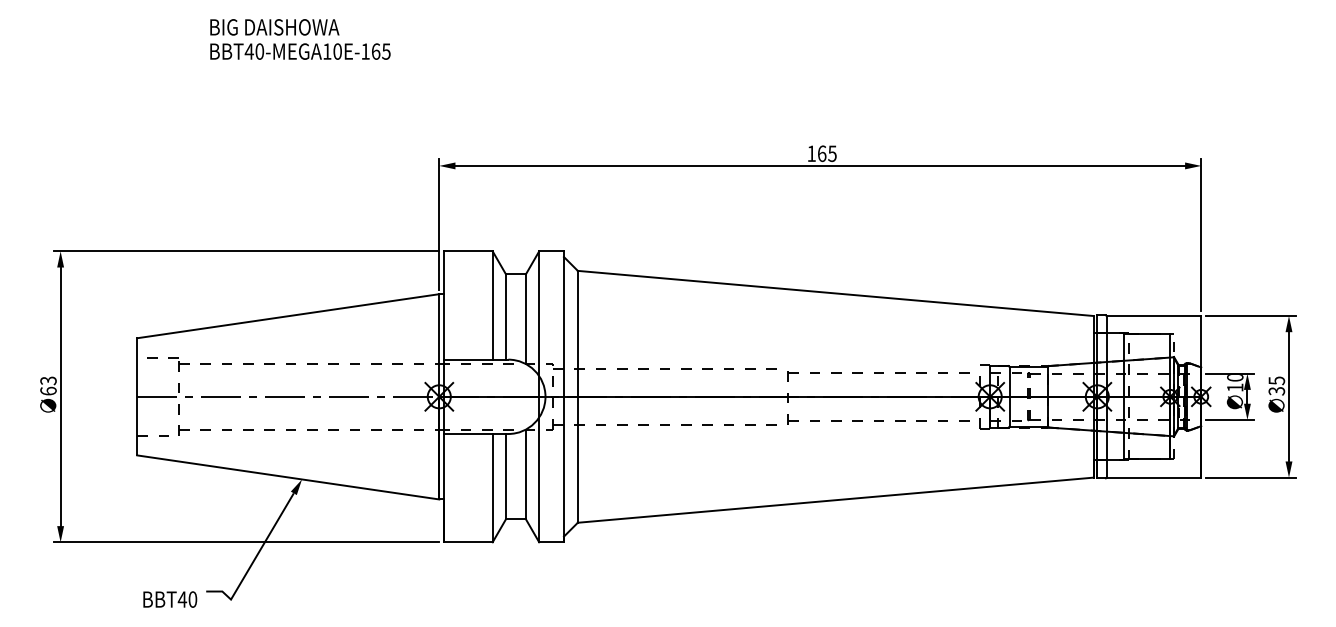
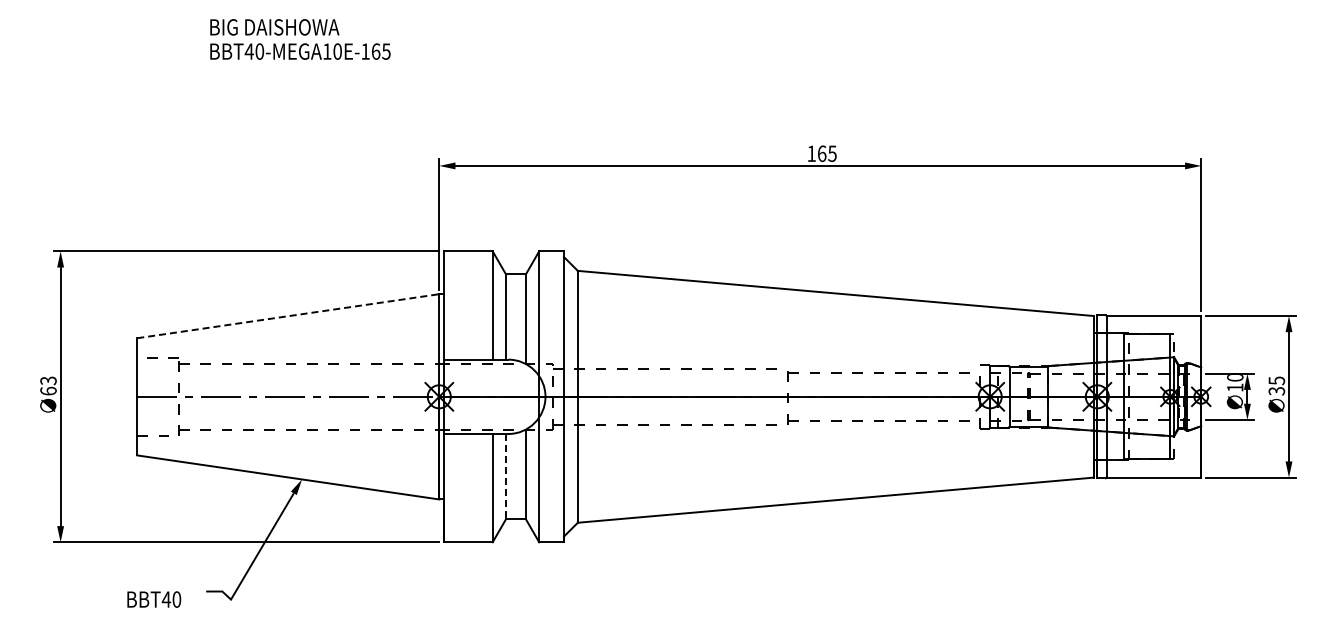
line: solid -> dashed (288, 316)
line: solid -> dashed (506, 476)
text position: (170, 599) -> (154, 599) (154, 599)
